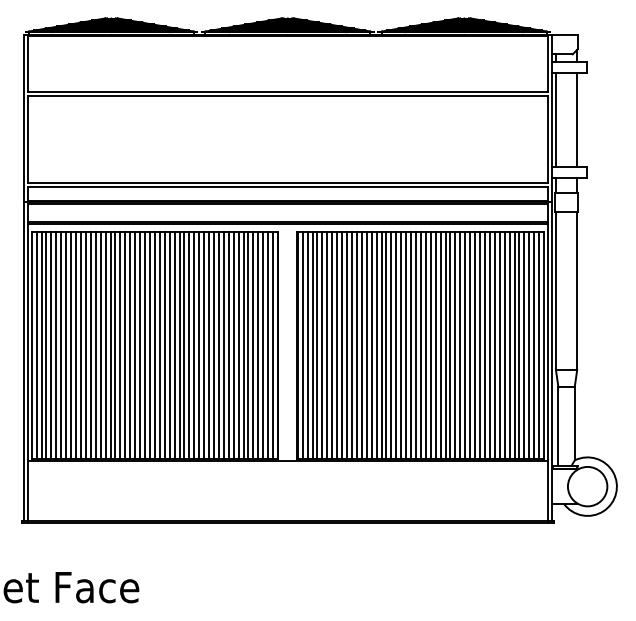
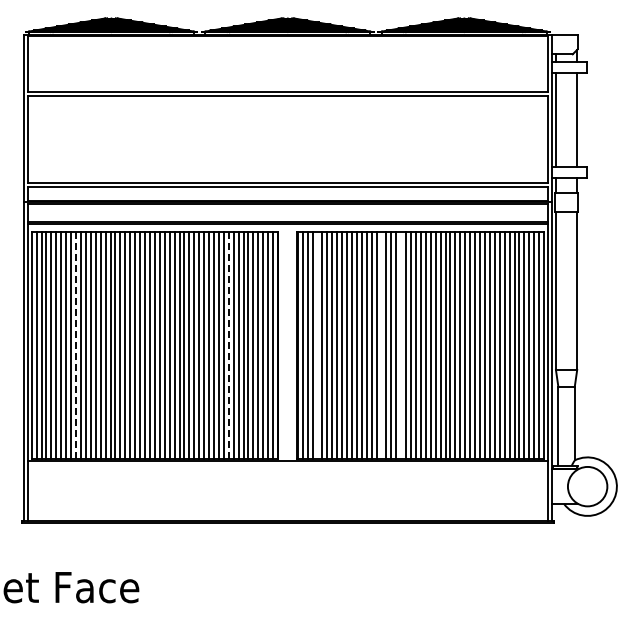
line: present -> none (317, 344)
line: present -> none (381, 344)
line: present -> none (401, 344)
line: solid -> dashed (76, 345)
line: solid -> dashed (228, 345)
